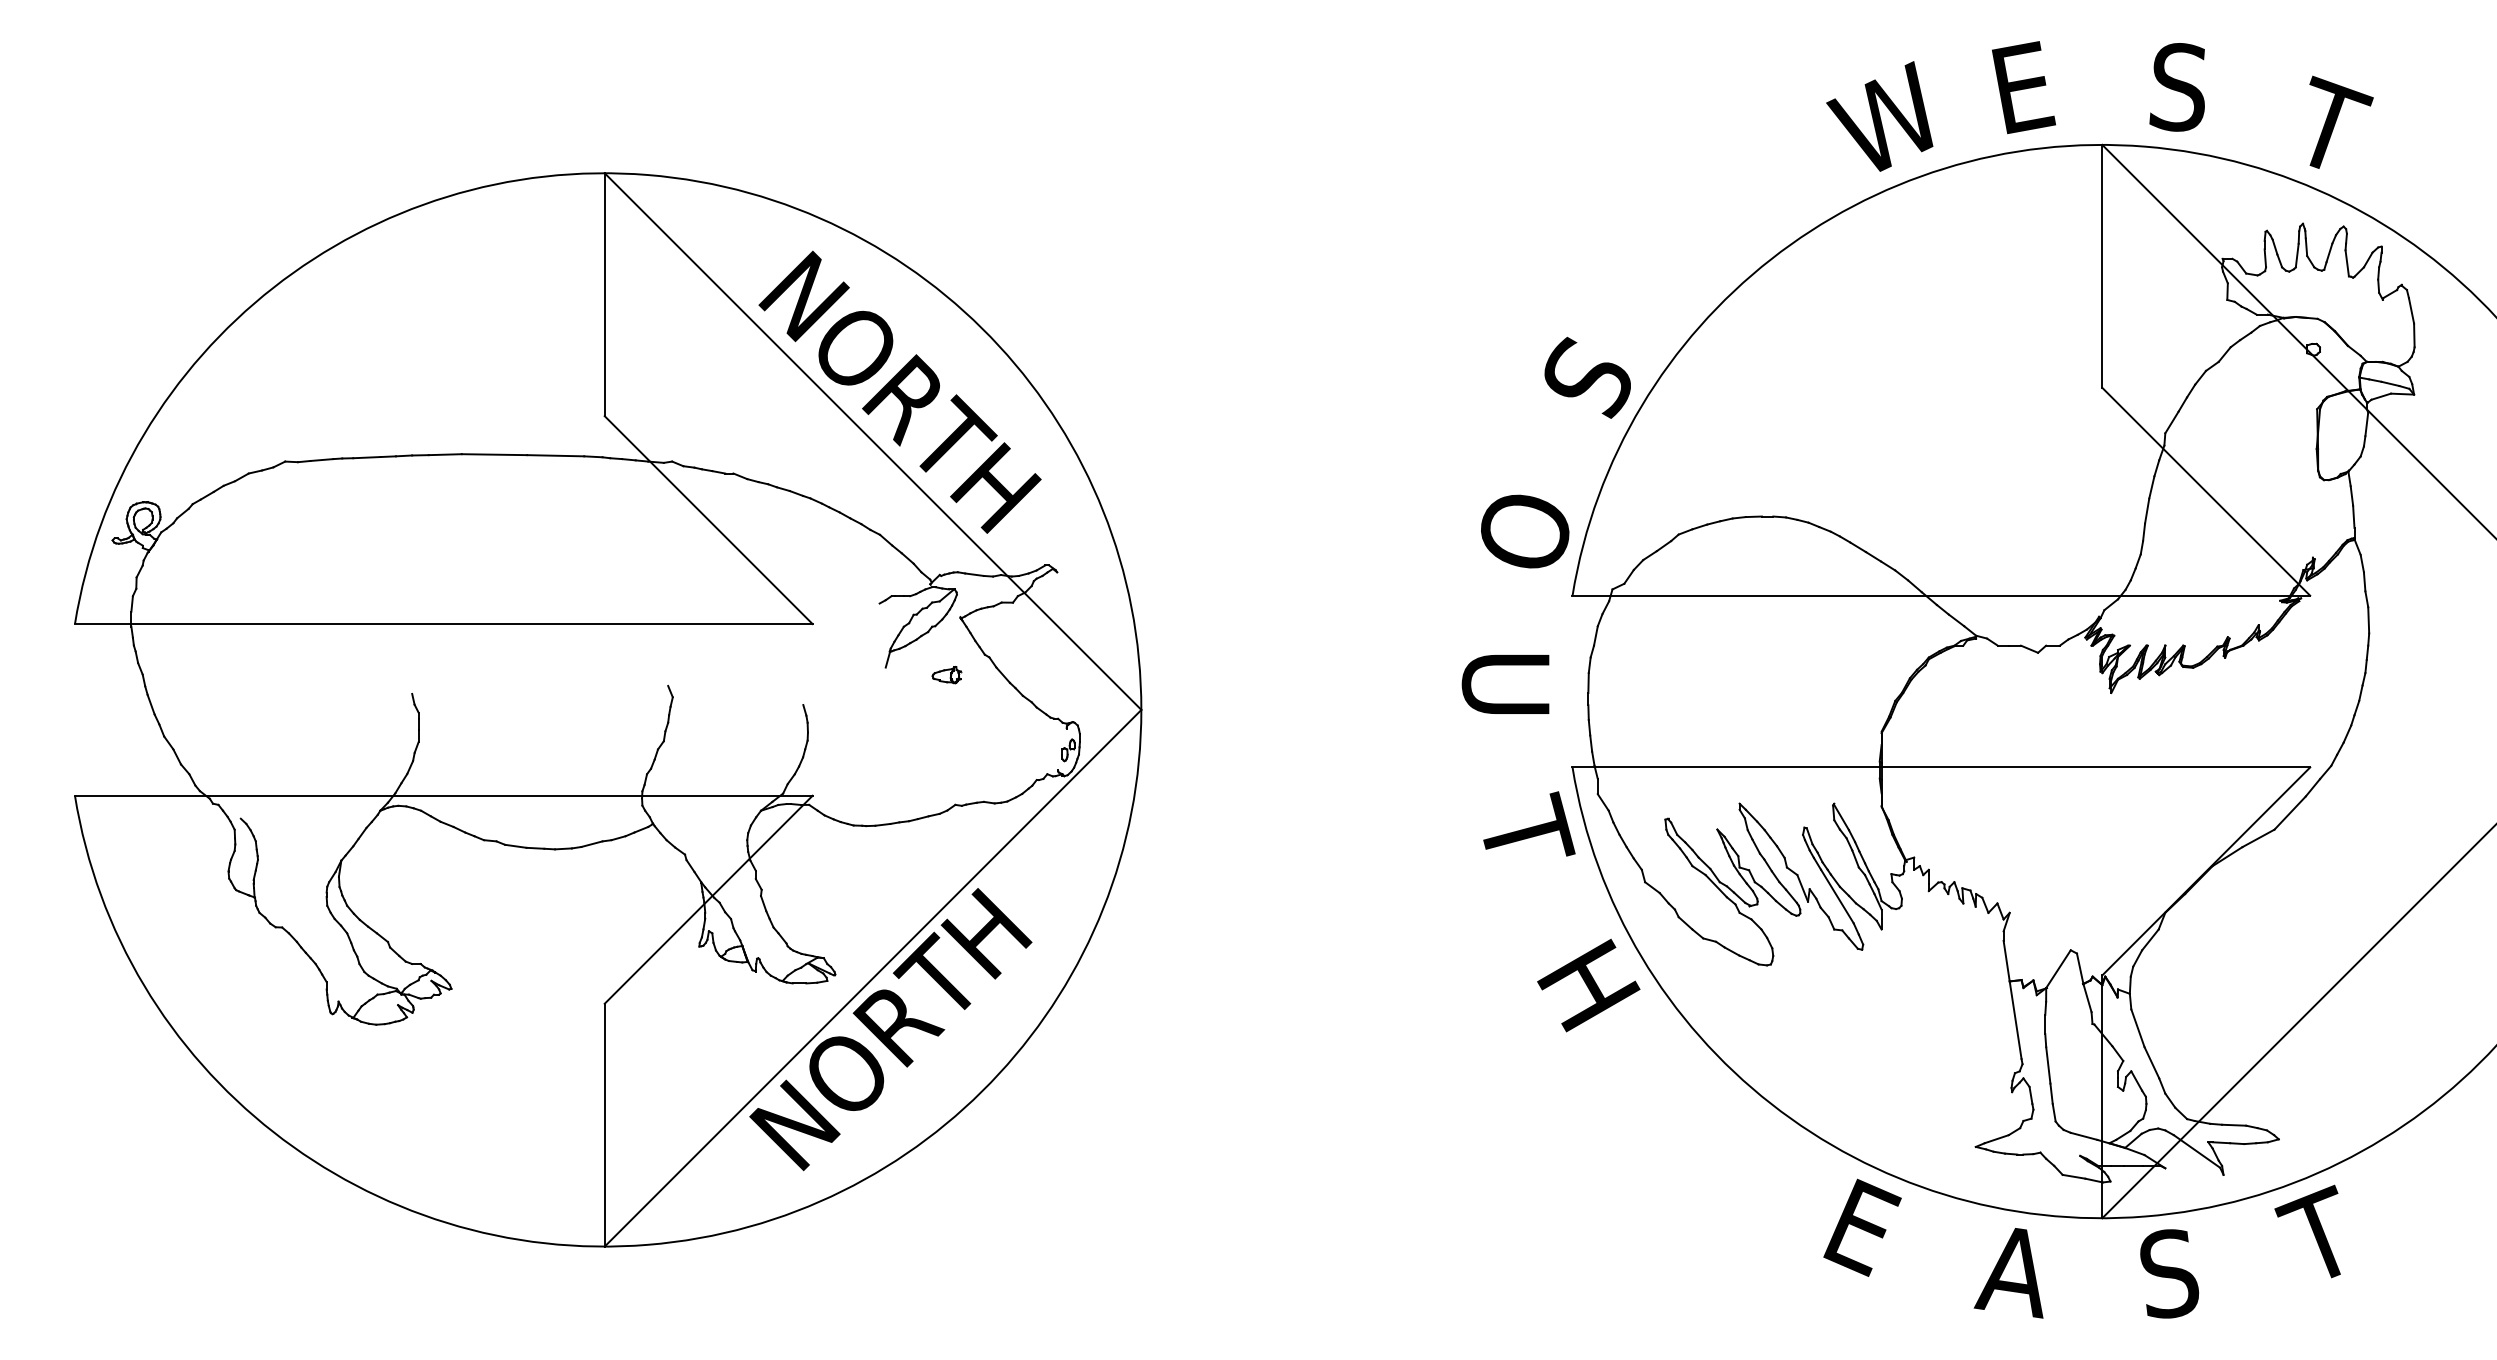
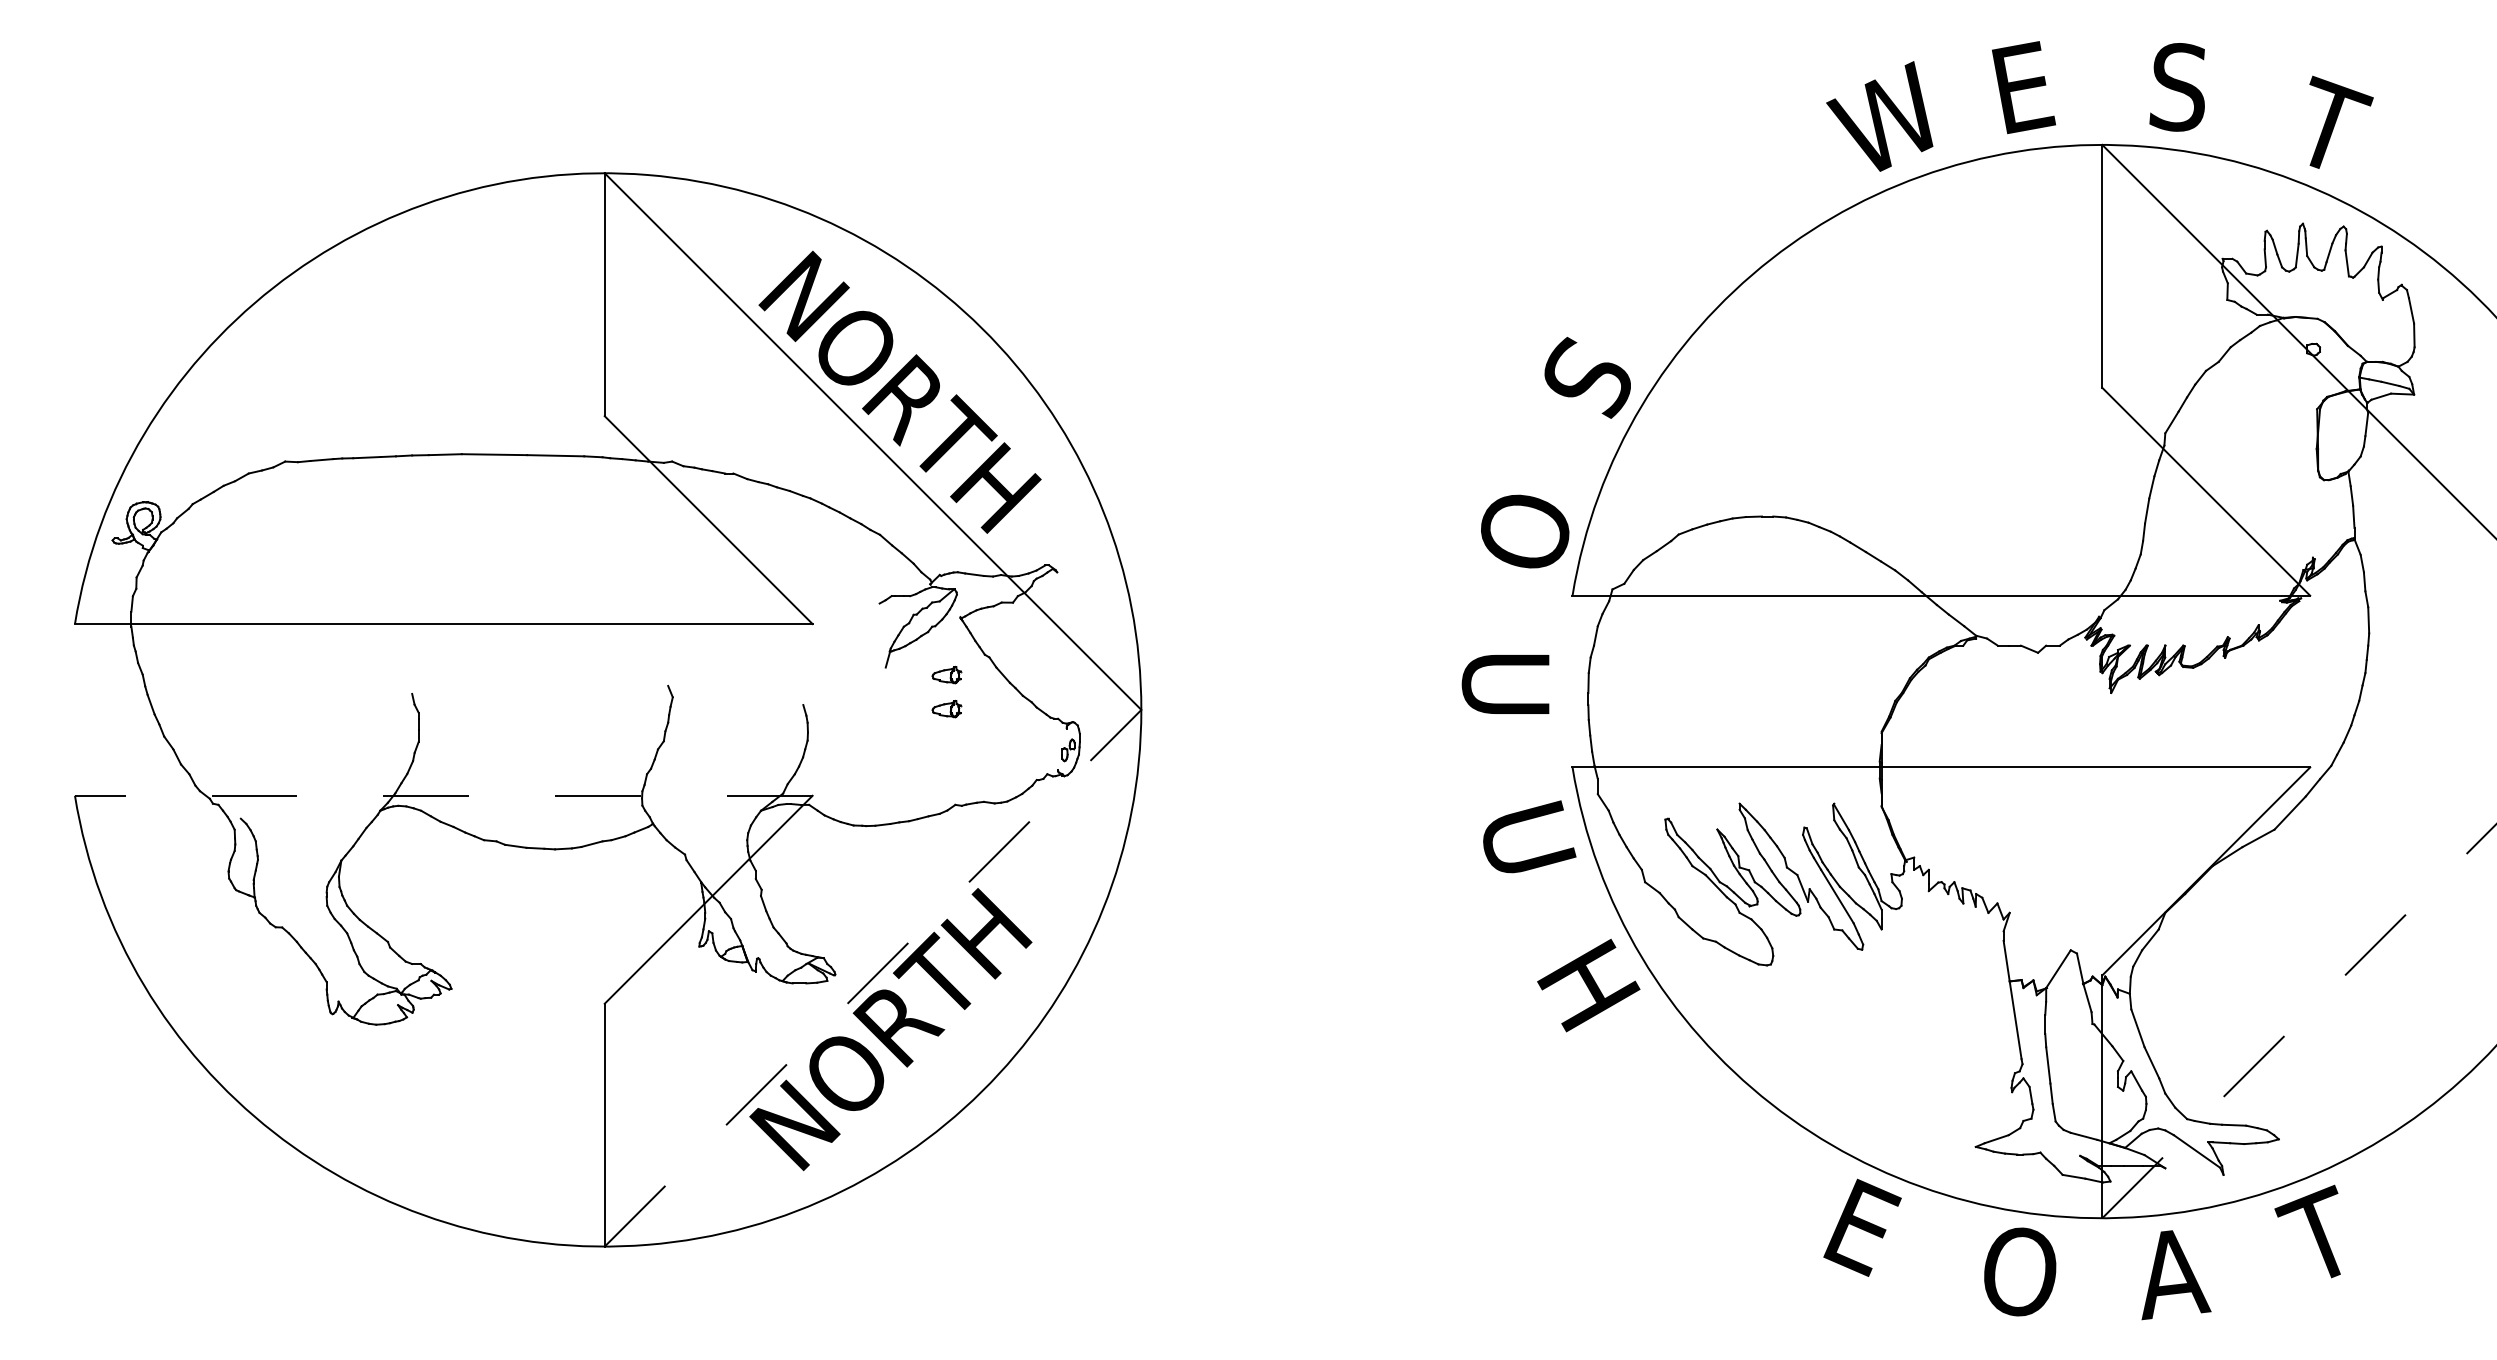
part: none -> present (946, 708)
line: solid -> dashed (443, 795)
text: T -> U (1529, 832)
line: solid -> dashed (873, 977)
line: solid -> dashed (2299, 1020)
text: A -> O (2014, 1272)
text: S -> A (2175, 1274)
